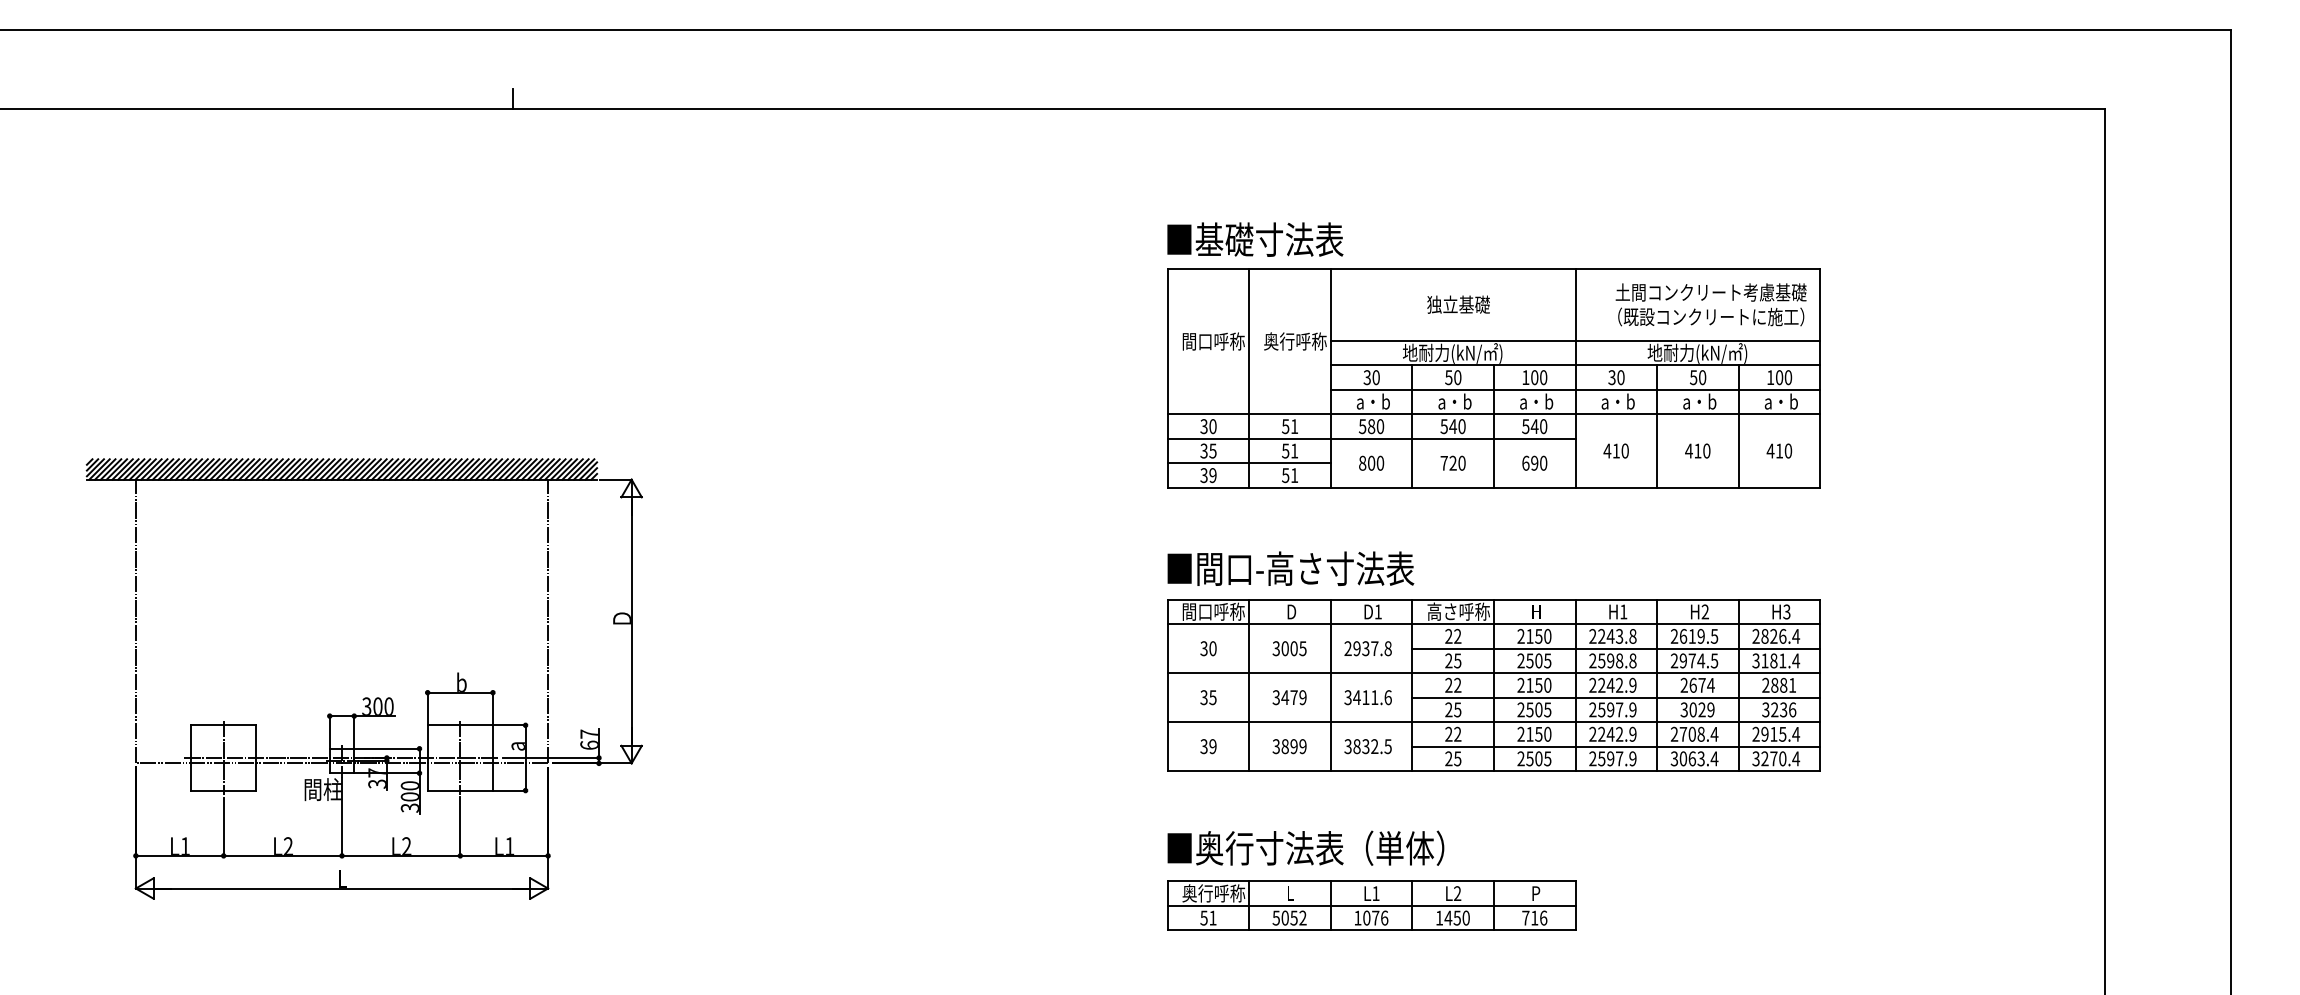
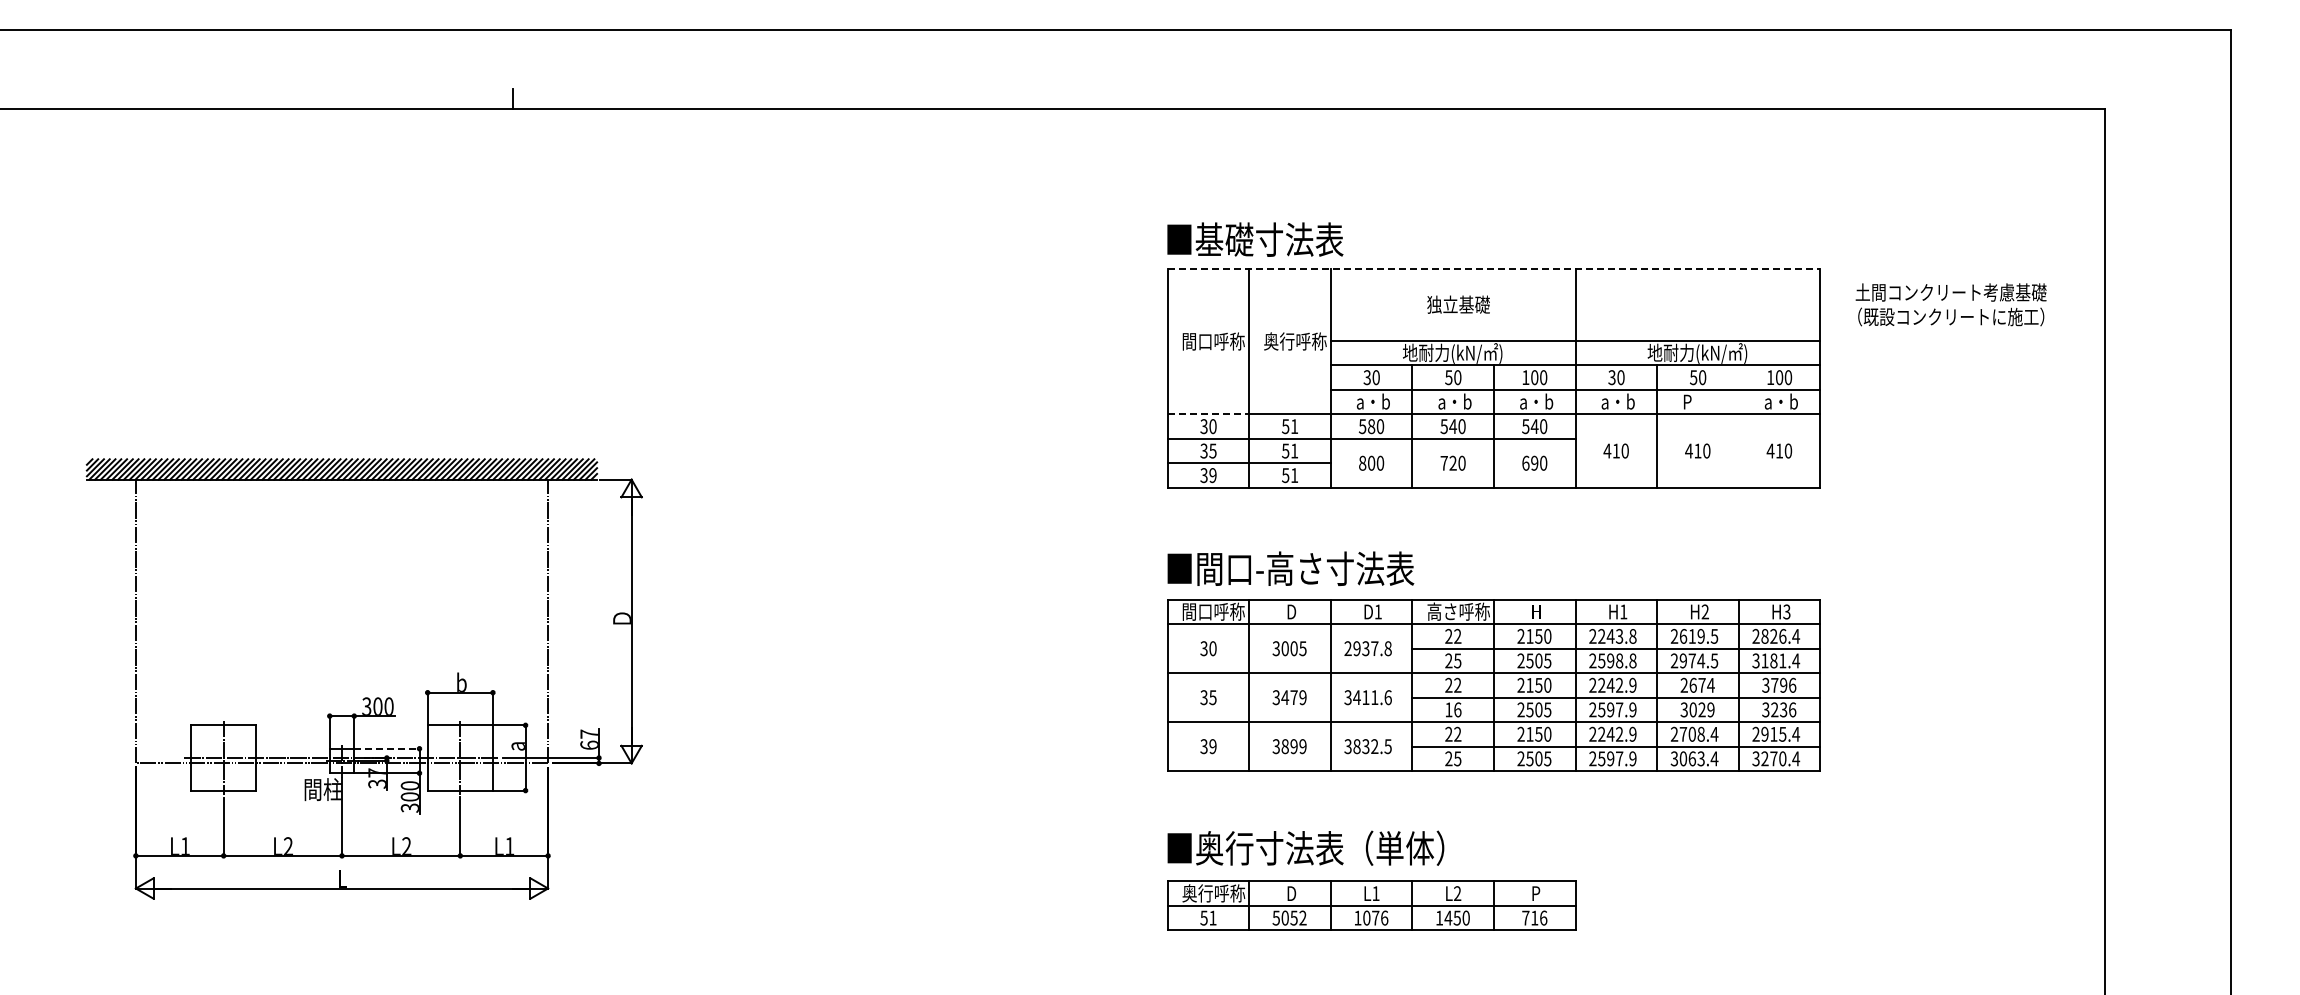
line: solid -> dashed (1494, 269)
text position: (1710, 304) -> (1950, 304) (1950, 304)
text: a・b -> P (1699, 401)
line: solid -> dashed (1208, 414)
line: present -> none (1738, 426)
text: 2881 -> 3796 (1779, 684)
text: 25 -> 16 (1453, 709)
line: solid -> dashed (386, 748)
text: L -> D (1291, 893)
